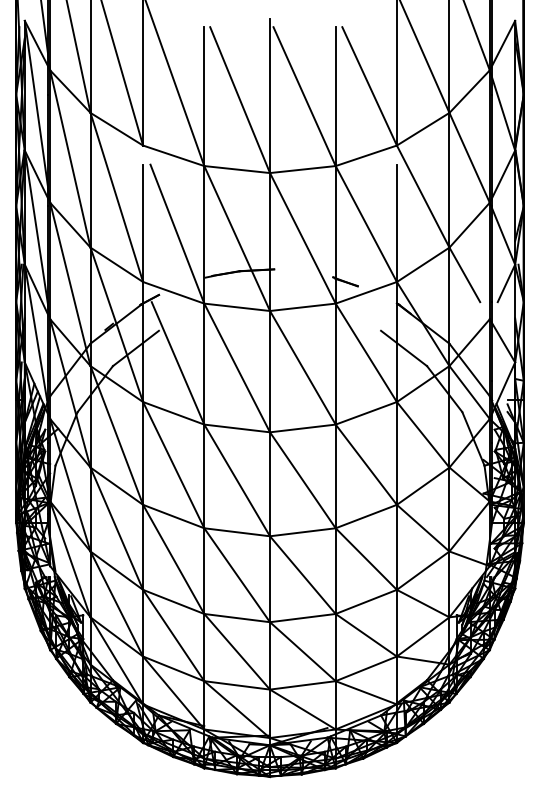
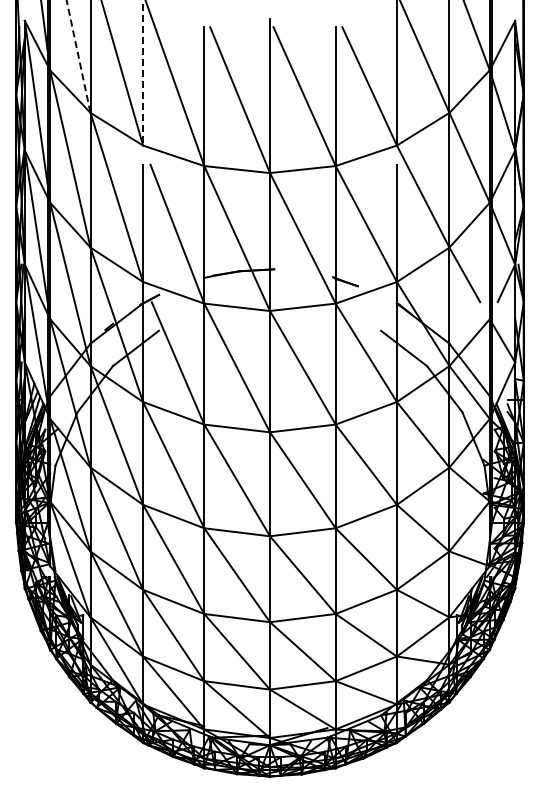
line: solid -> dashed (78, 57)
line: solid -> dashed (143, 73)
